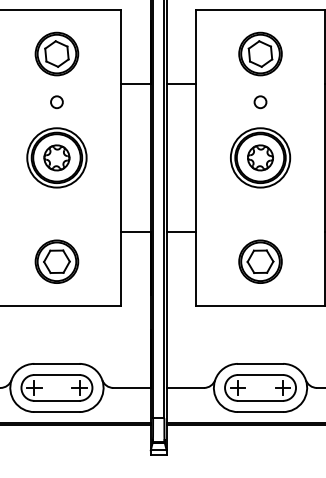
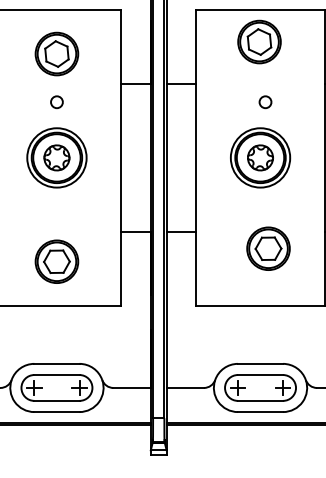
part position: (260, 53) -> (259, 41) (259, 41)
circle position: (260, 102) -> (265, 102) (265, 102)
part position: (260, 261) -> (268, 248) (268, 248)
